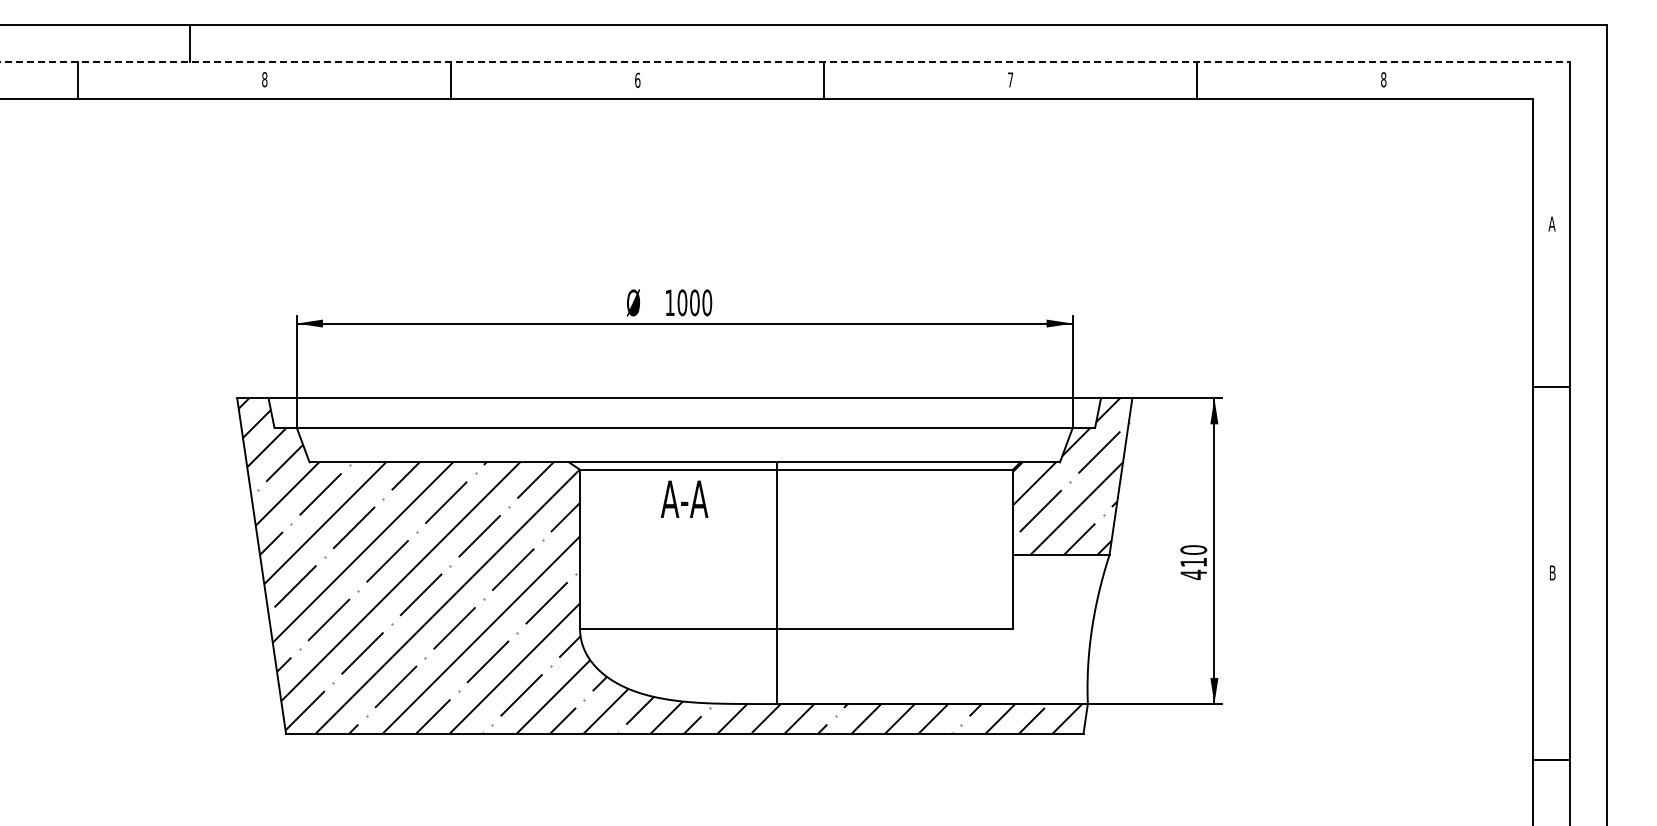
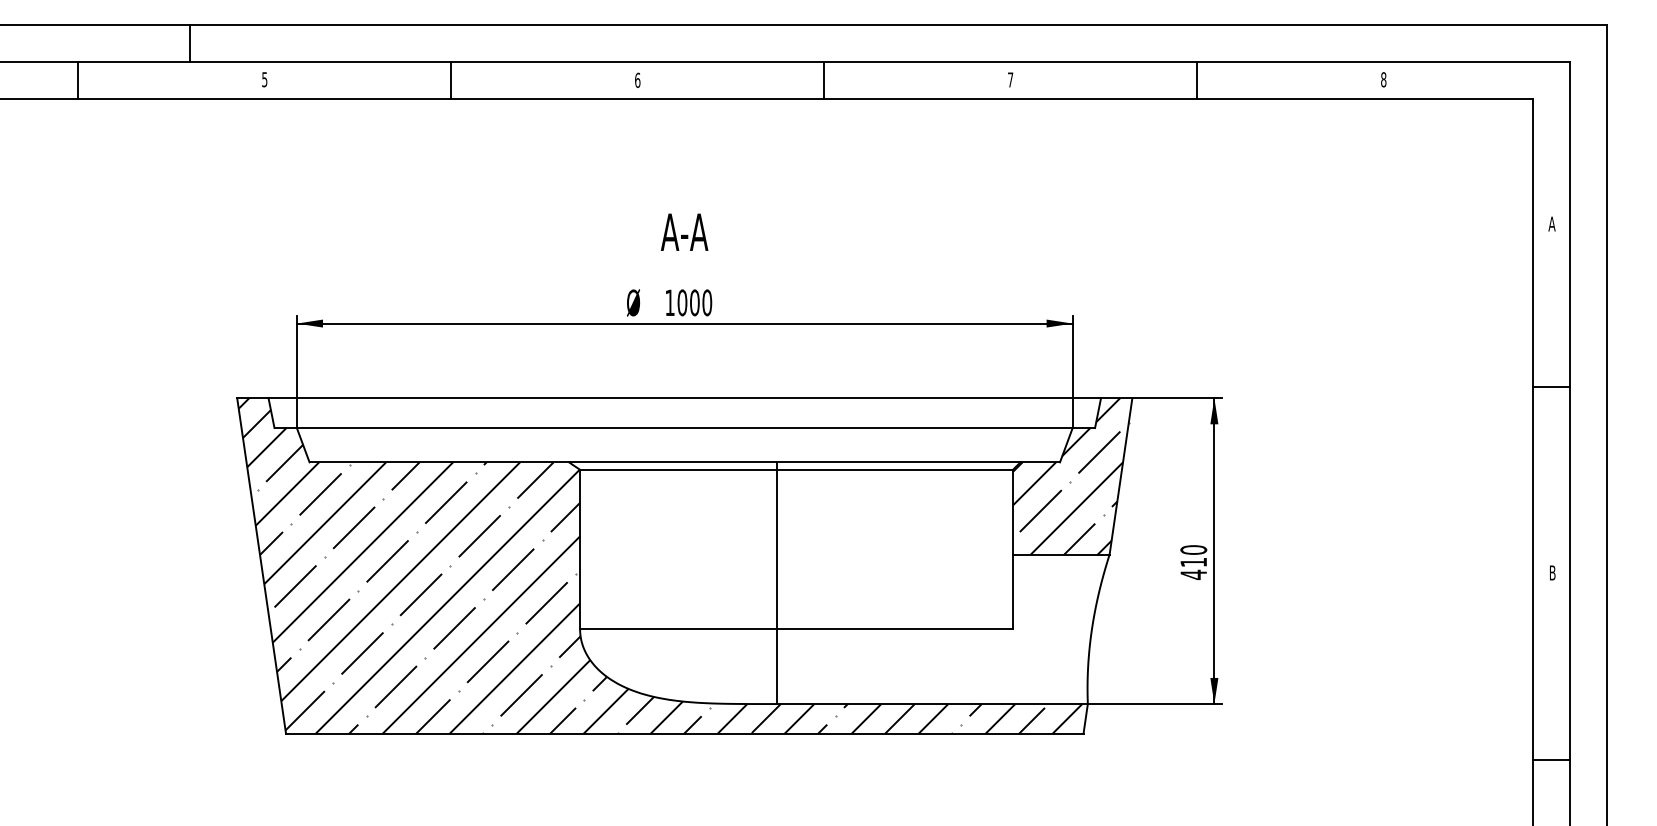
line: dashed -> solid (785, 62)
text: 8 -> 5 (264, 79)
text position: (684, 498) -> (684, 231) (684, 231)
